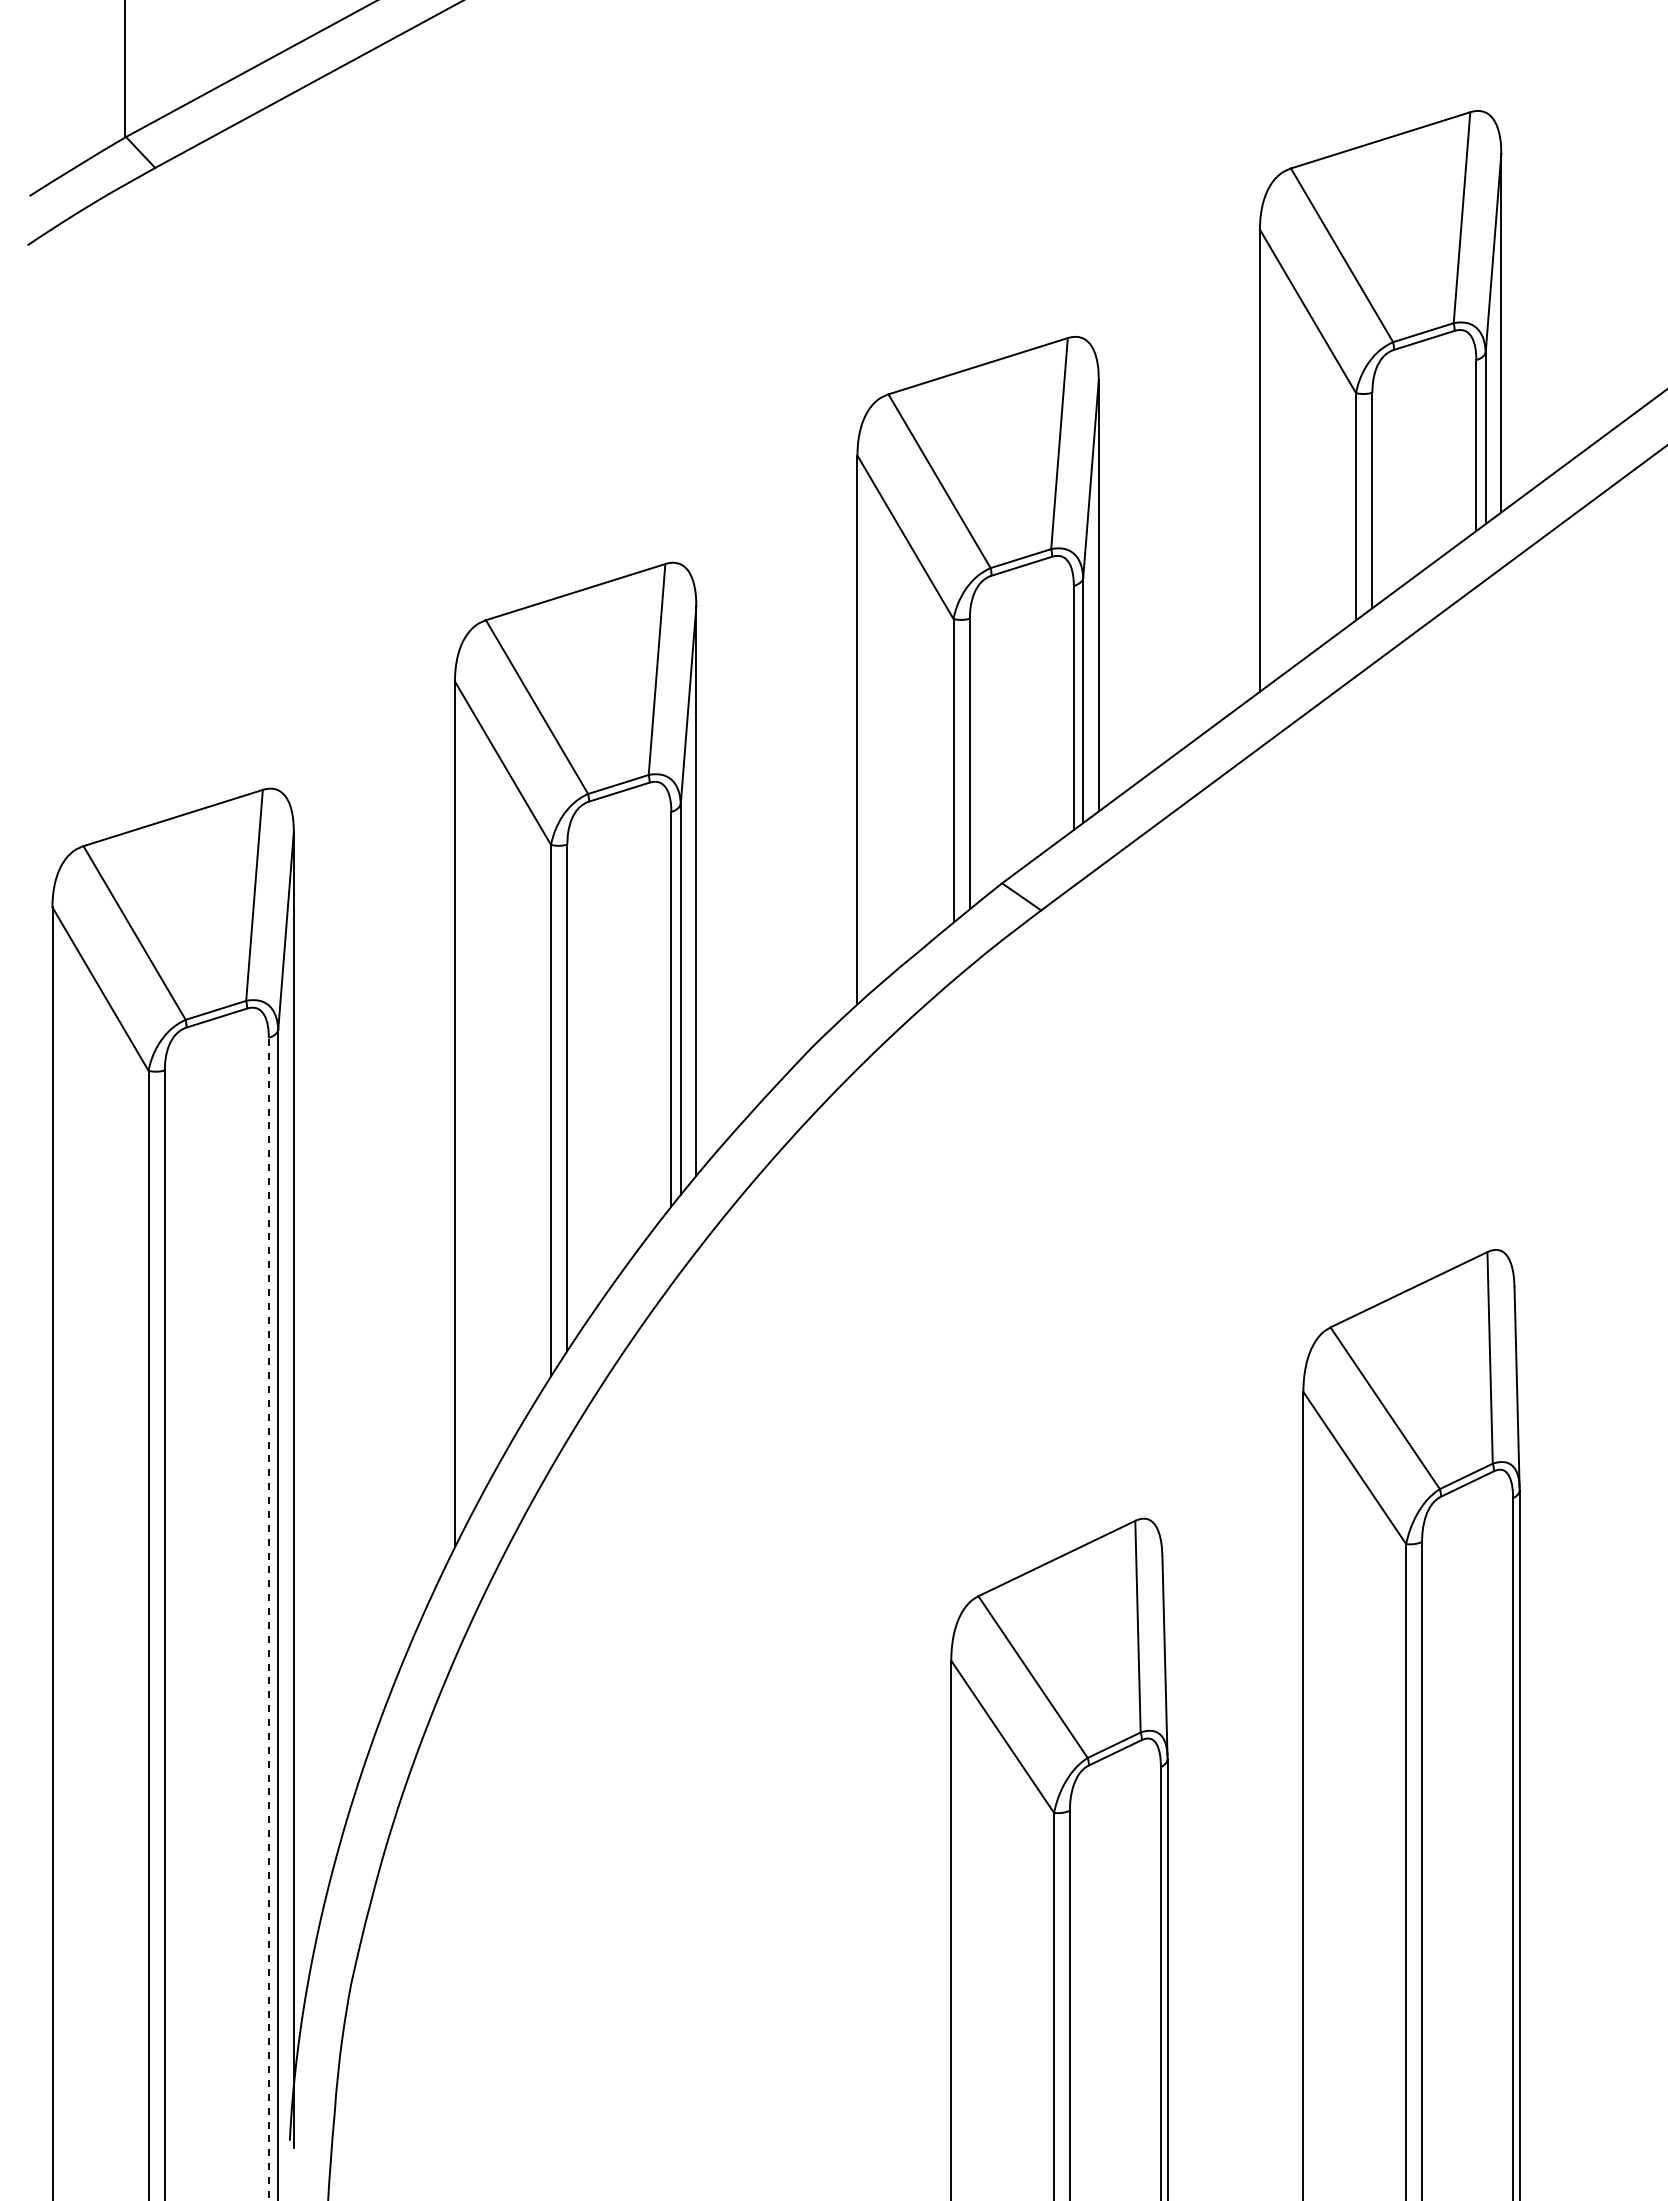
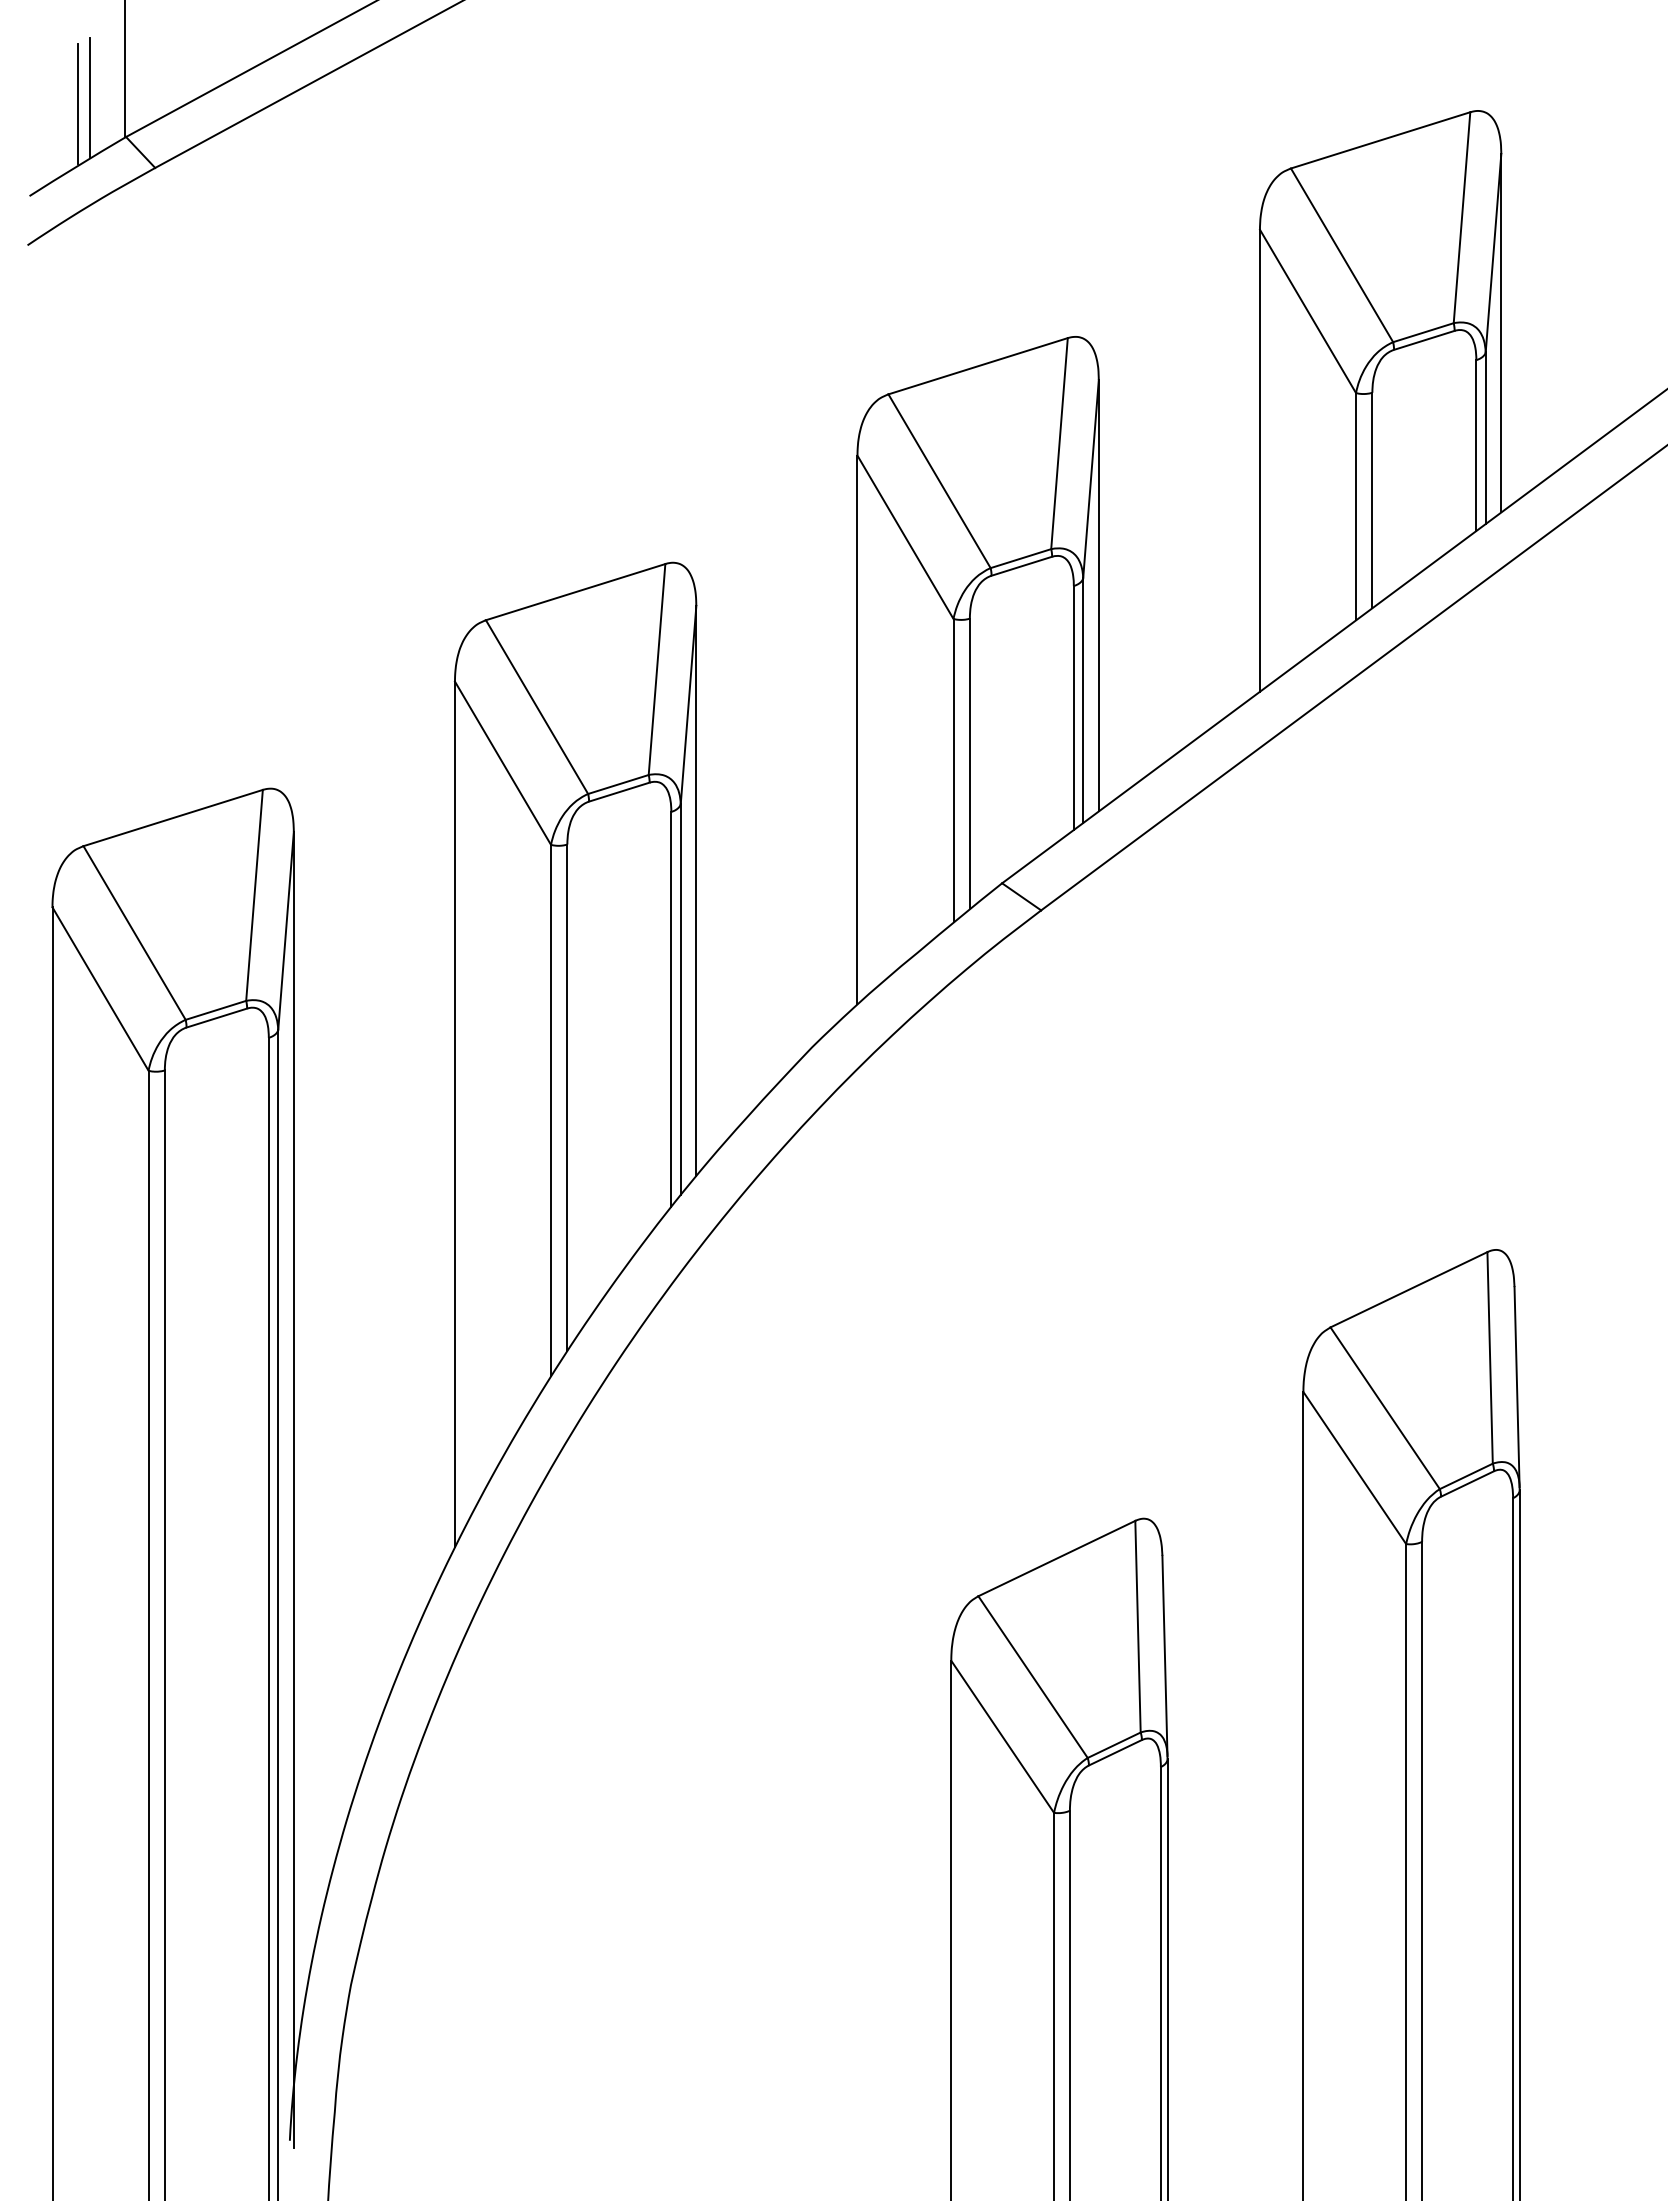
line: none -> present (89, 97)
line: none -> present (77, 104)
line: dashed -> solid (268, 1618)
